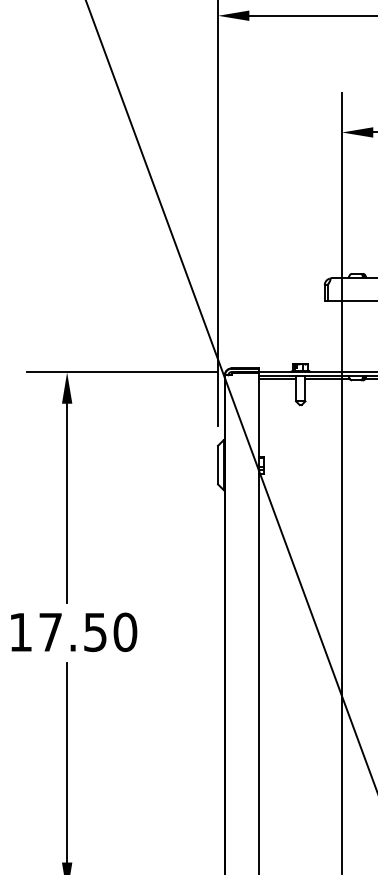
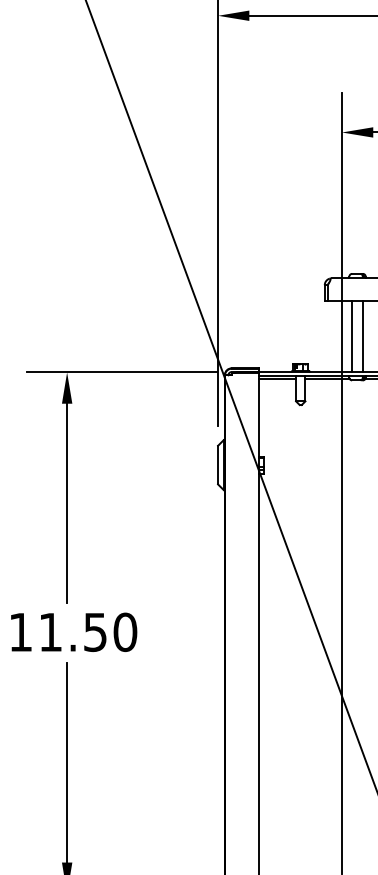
line: none -> present (351, 336)
line: none -> present (363, 336)
text: 17.50 -> 11.50 (50, 632)
